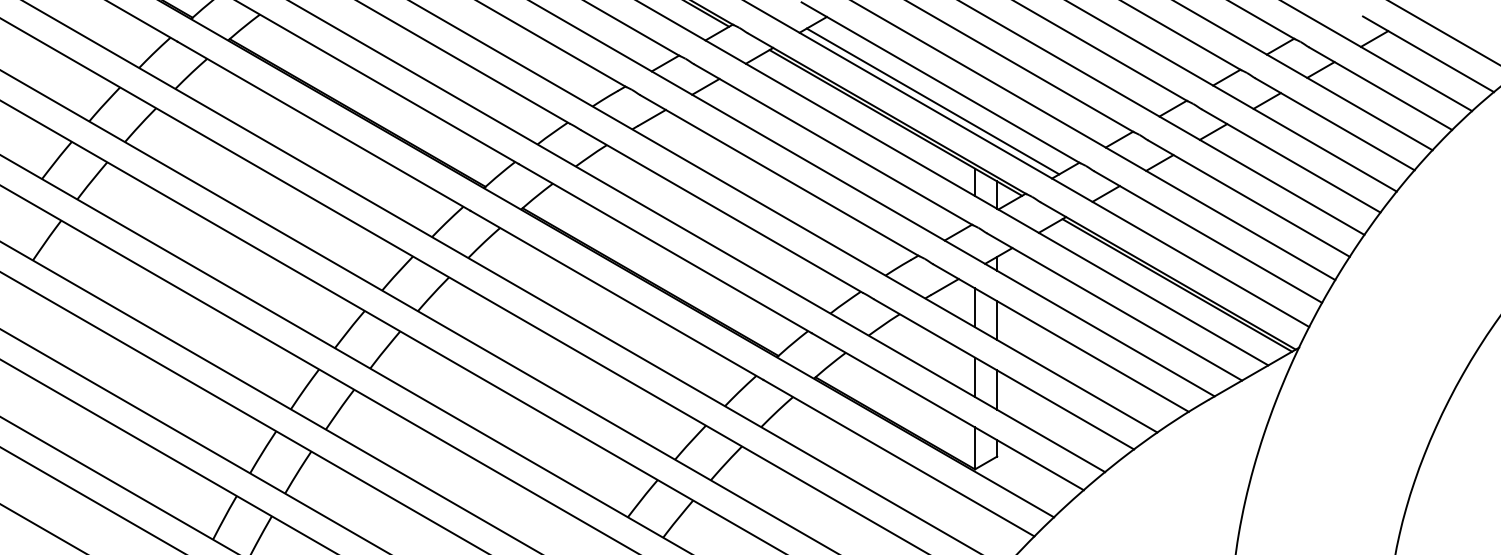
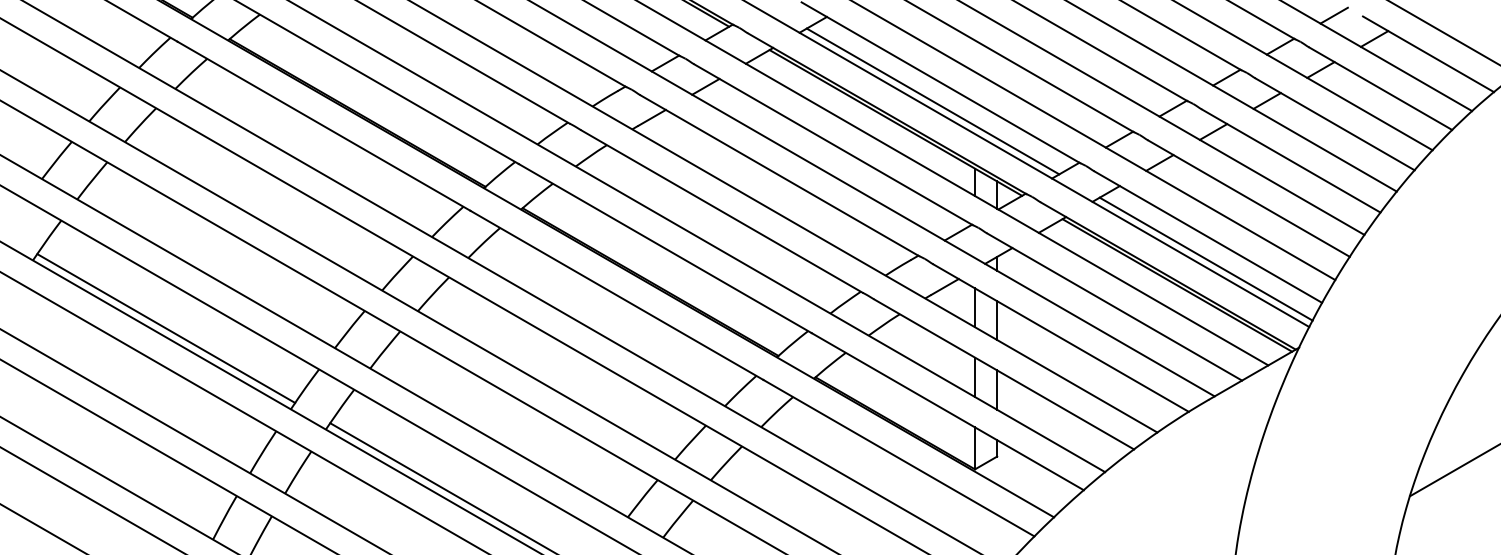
line: none -> present (1333, 15)
line: none -> present (1205, 258)
line: none -> present (166, 328)
line: none -> present (1453, 470)
line: none -> present (441, 487)
